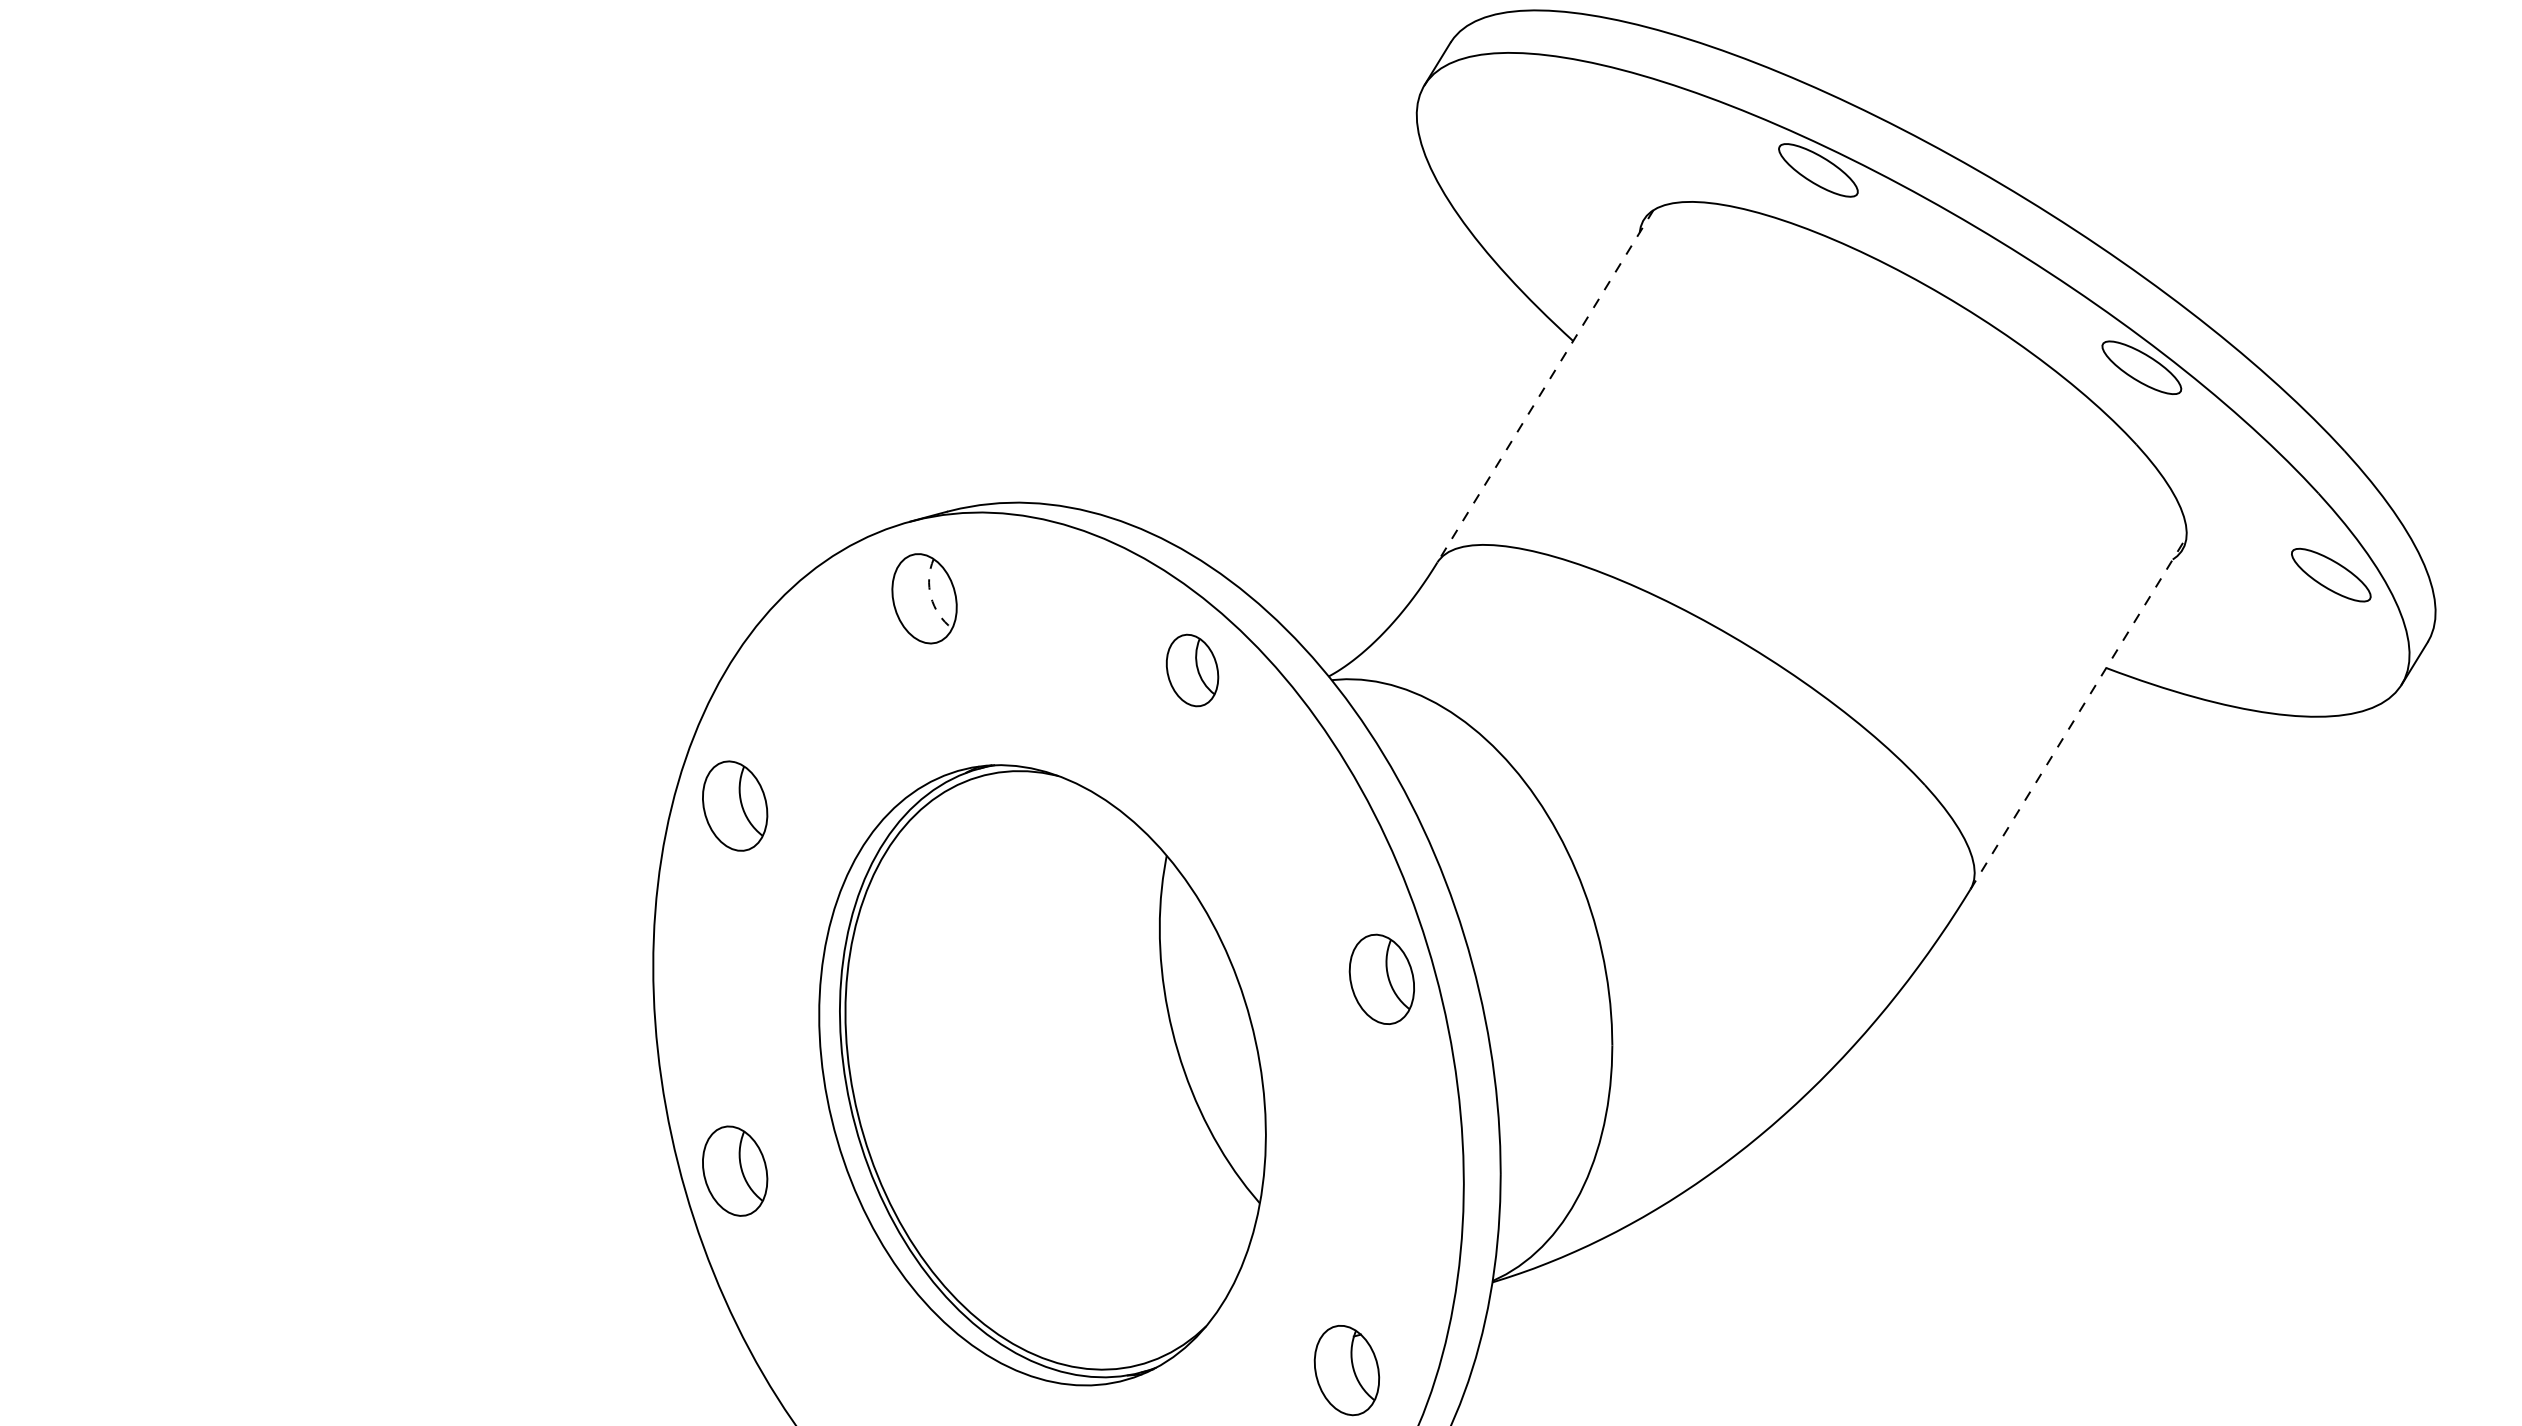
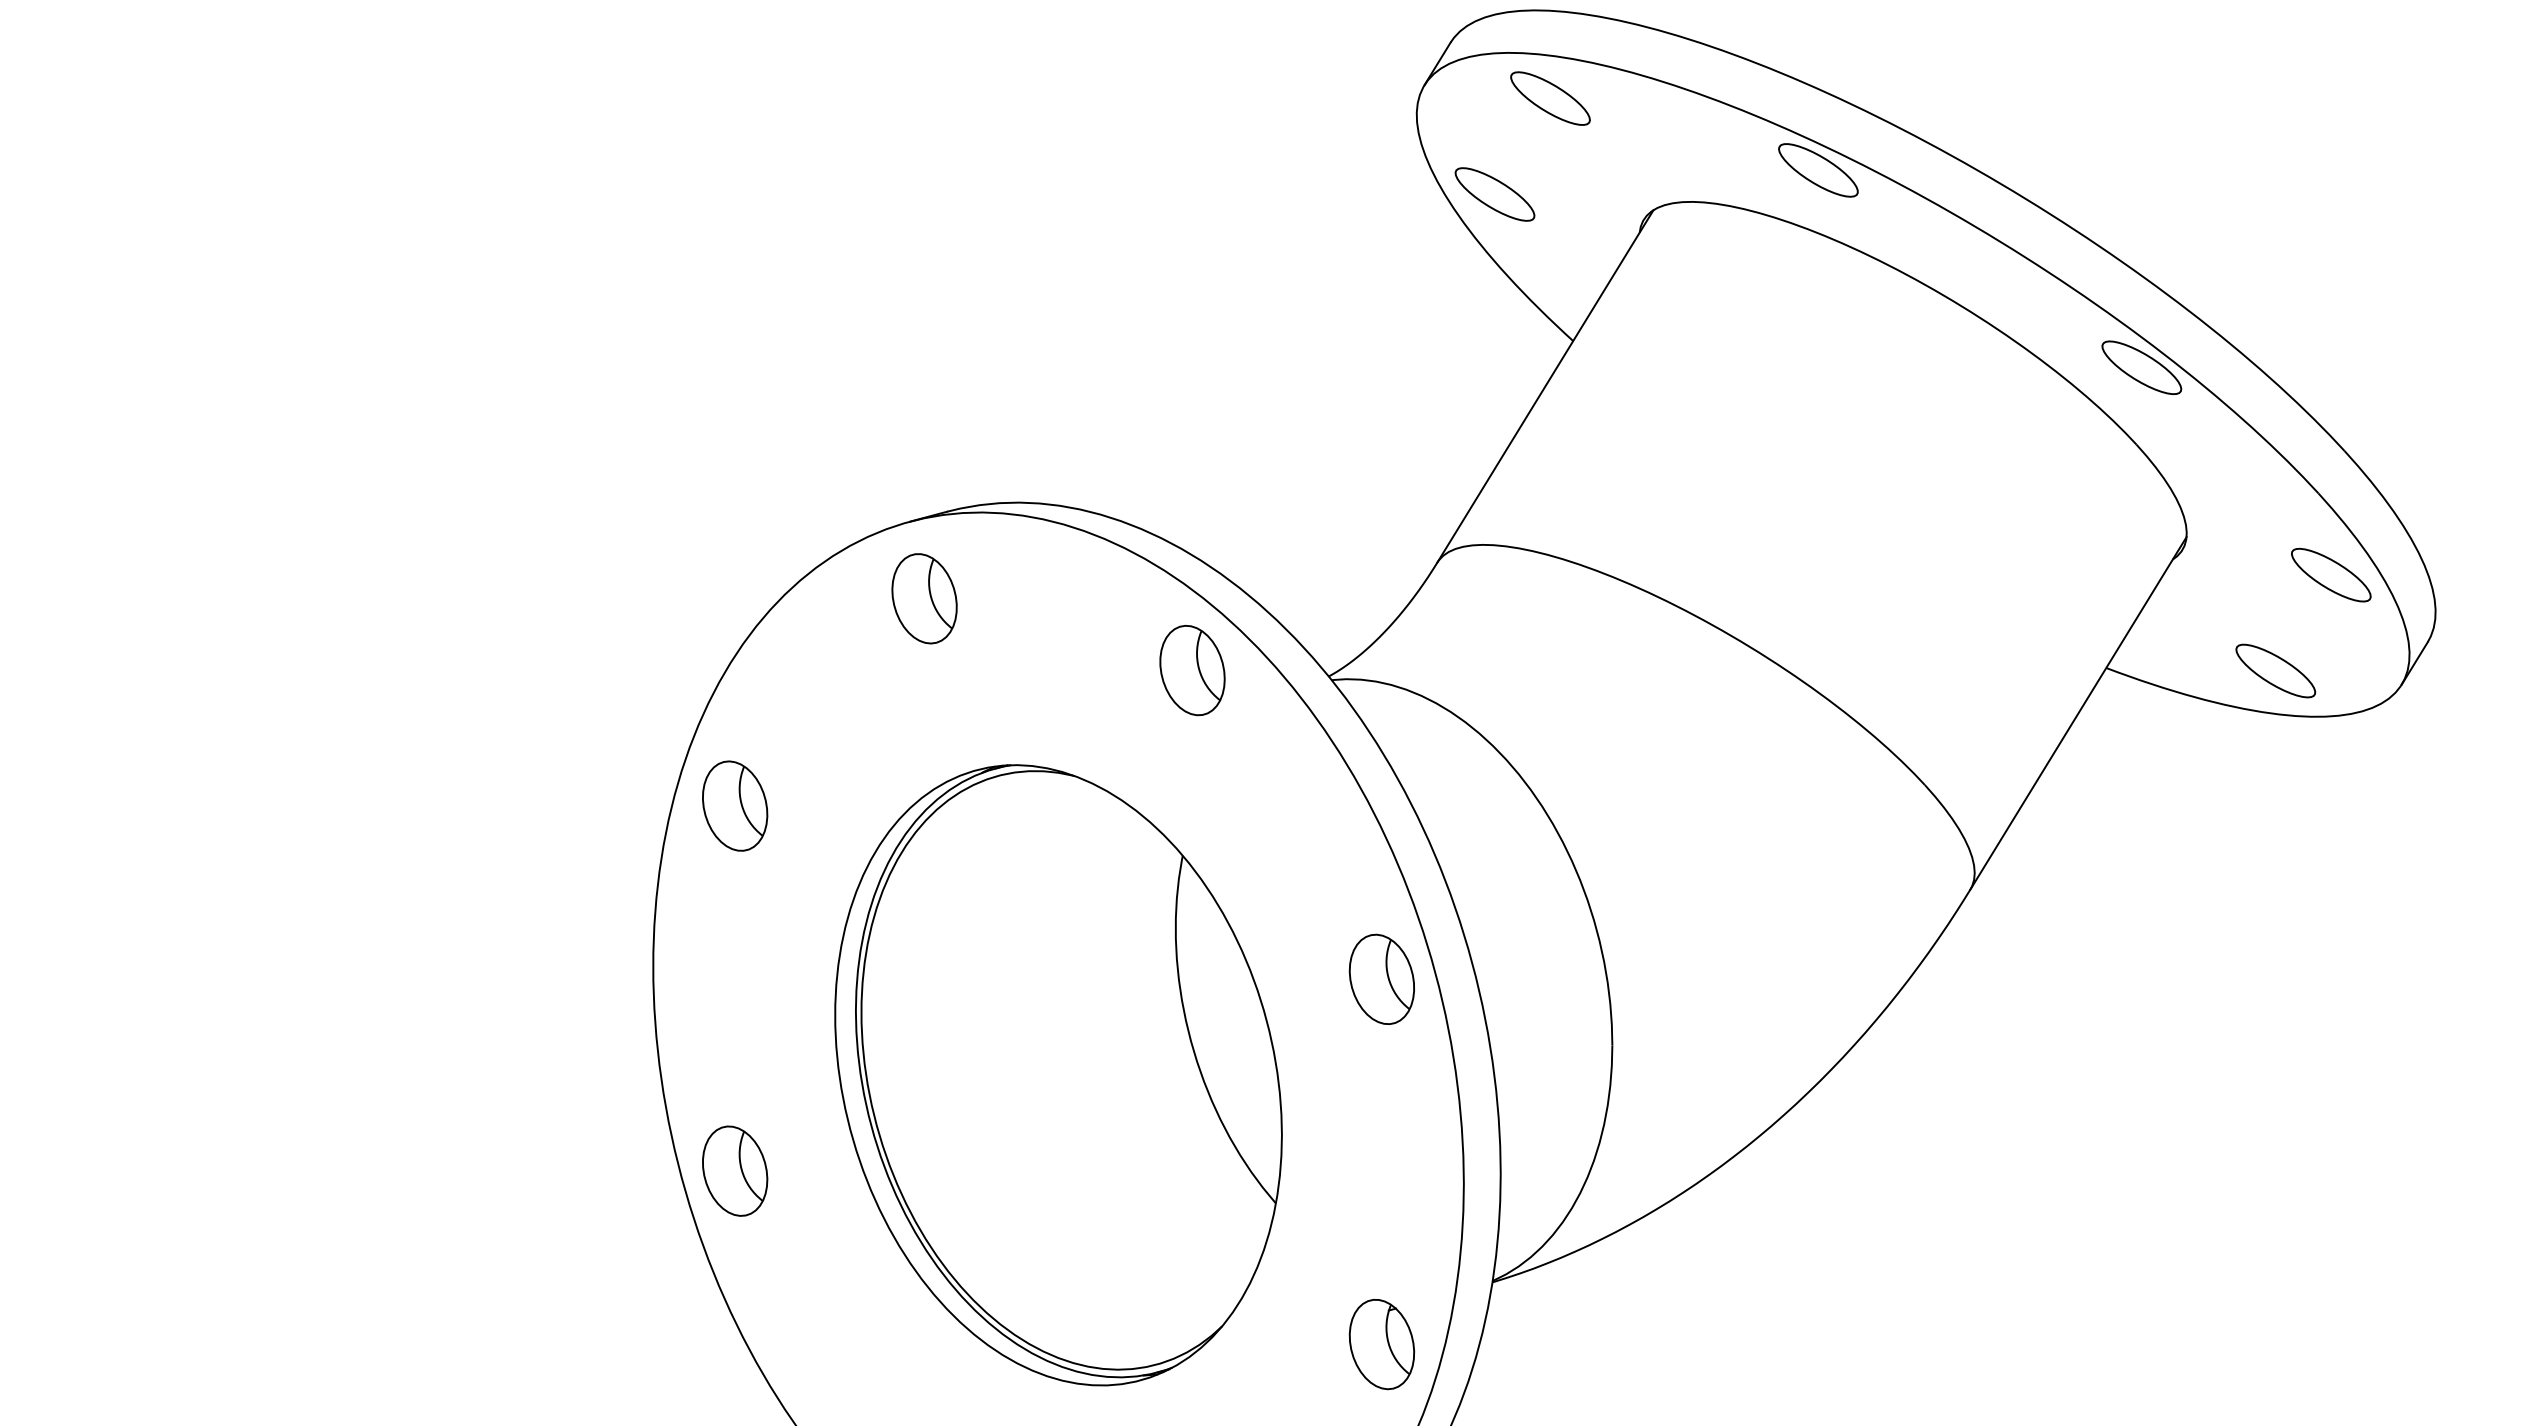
part: none -> present (1550, 98)
part: none -> present (1494, 194)
line: dashed -> solid (1545, 386)
arc: dashed -> solid (931, 597)
part size: 55x75 px -> 67x93 px (1192, 670)
part: none -> present (2275, 670)
line: dashed -> solid (2078, 713)
part position: (1042, 1075) -> (1058, 1075) (1058, 1075)
part position: (1346, 1370) -> (1381, 1344) (1381, 1344)
